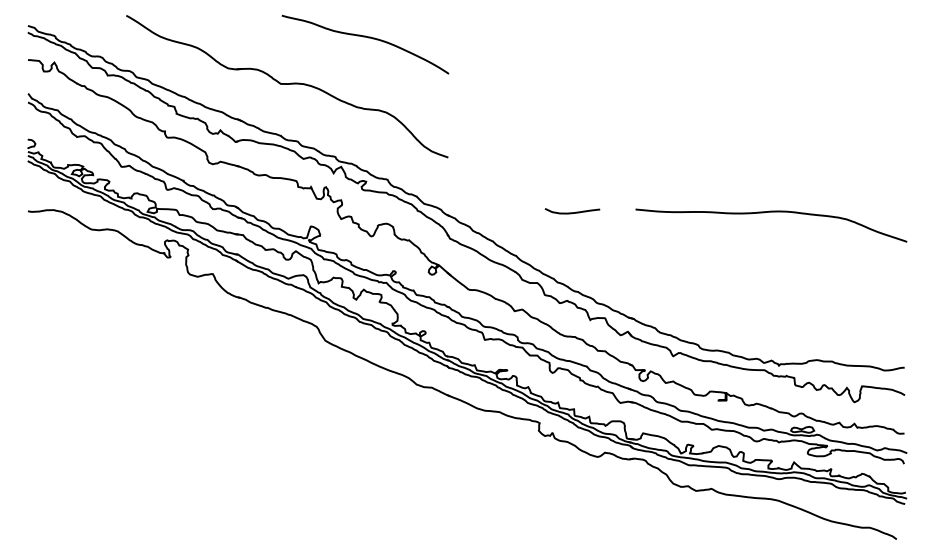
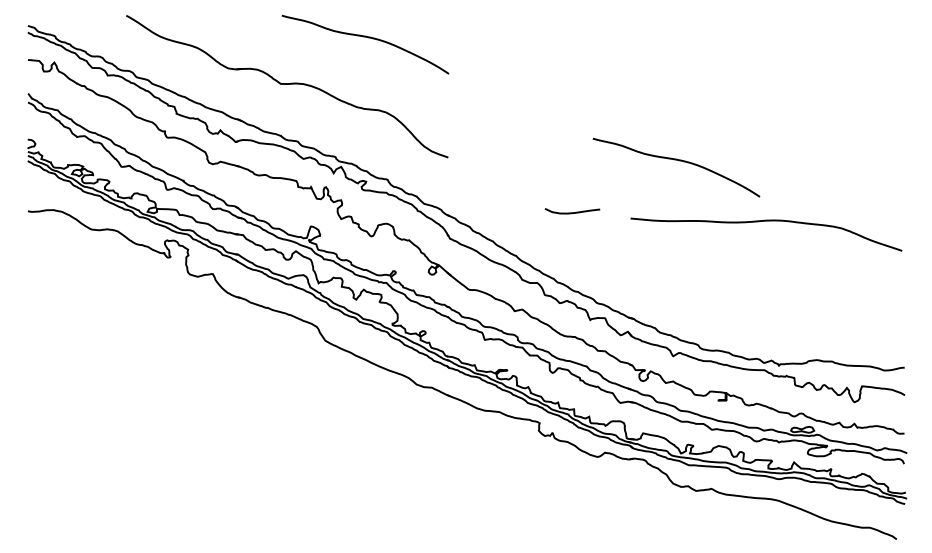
curve: none -> present (679, 161)
curve position: (771, 212) -> (766, 221) (766, 221)
